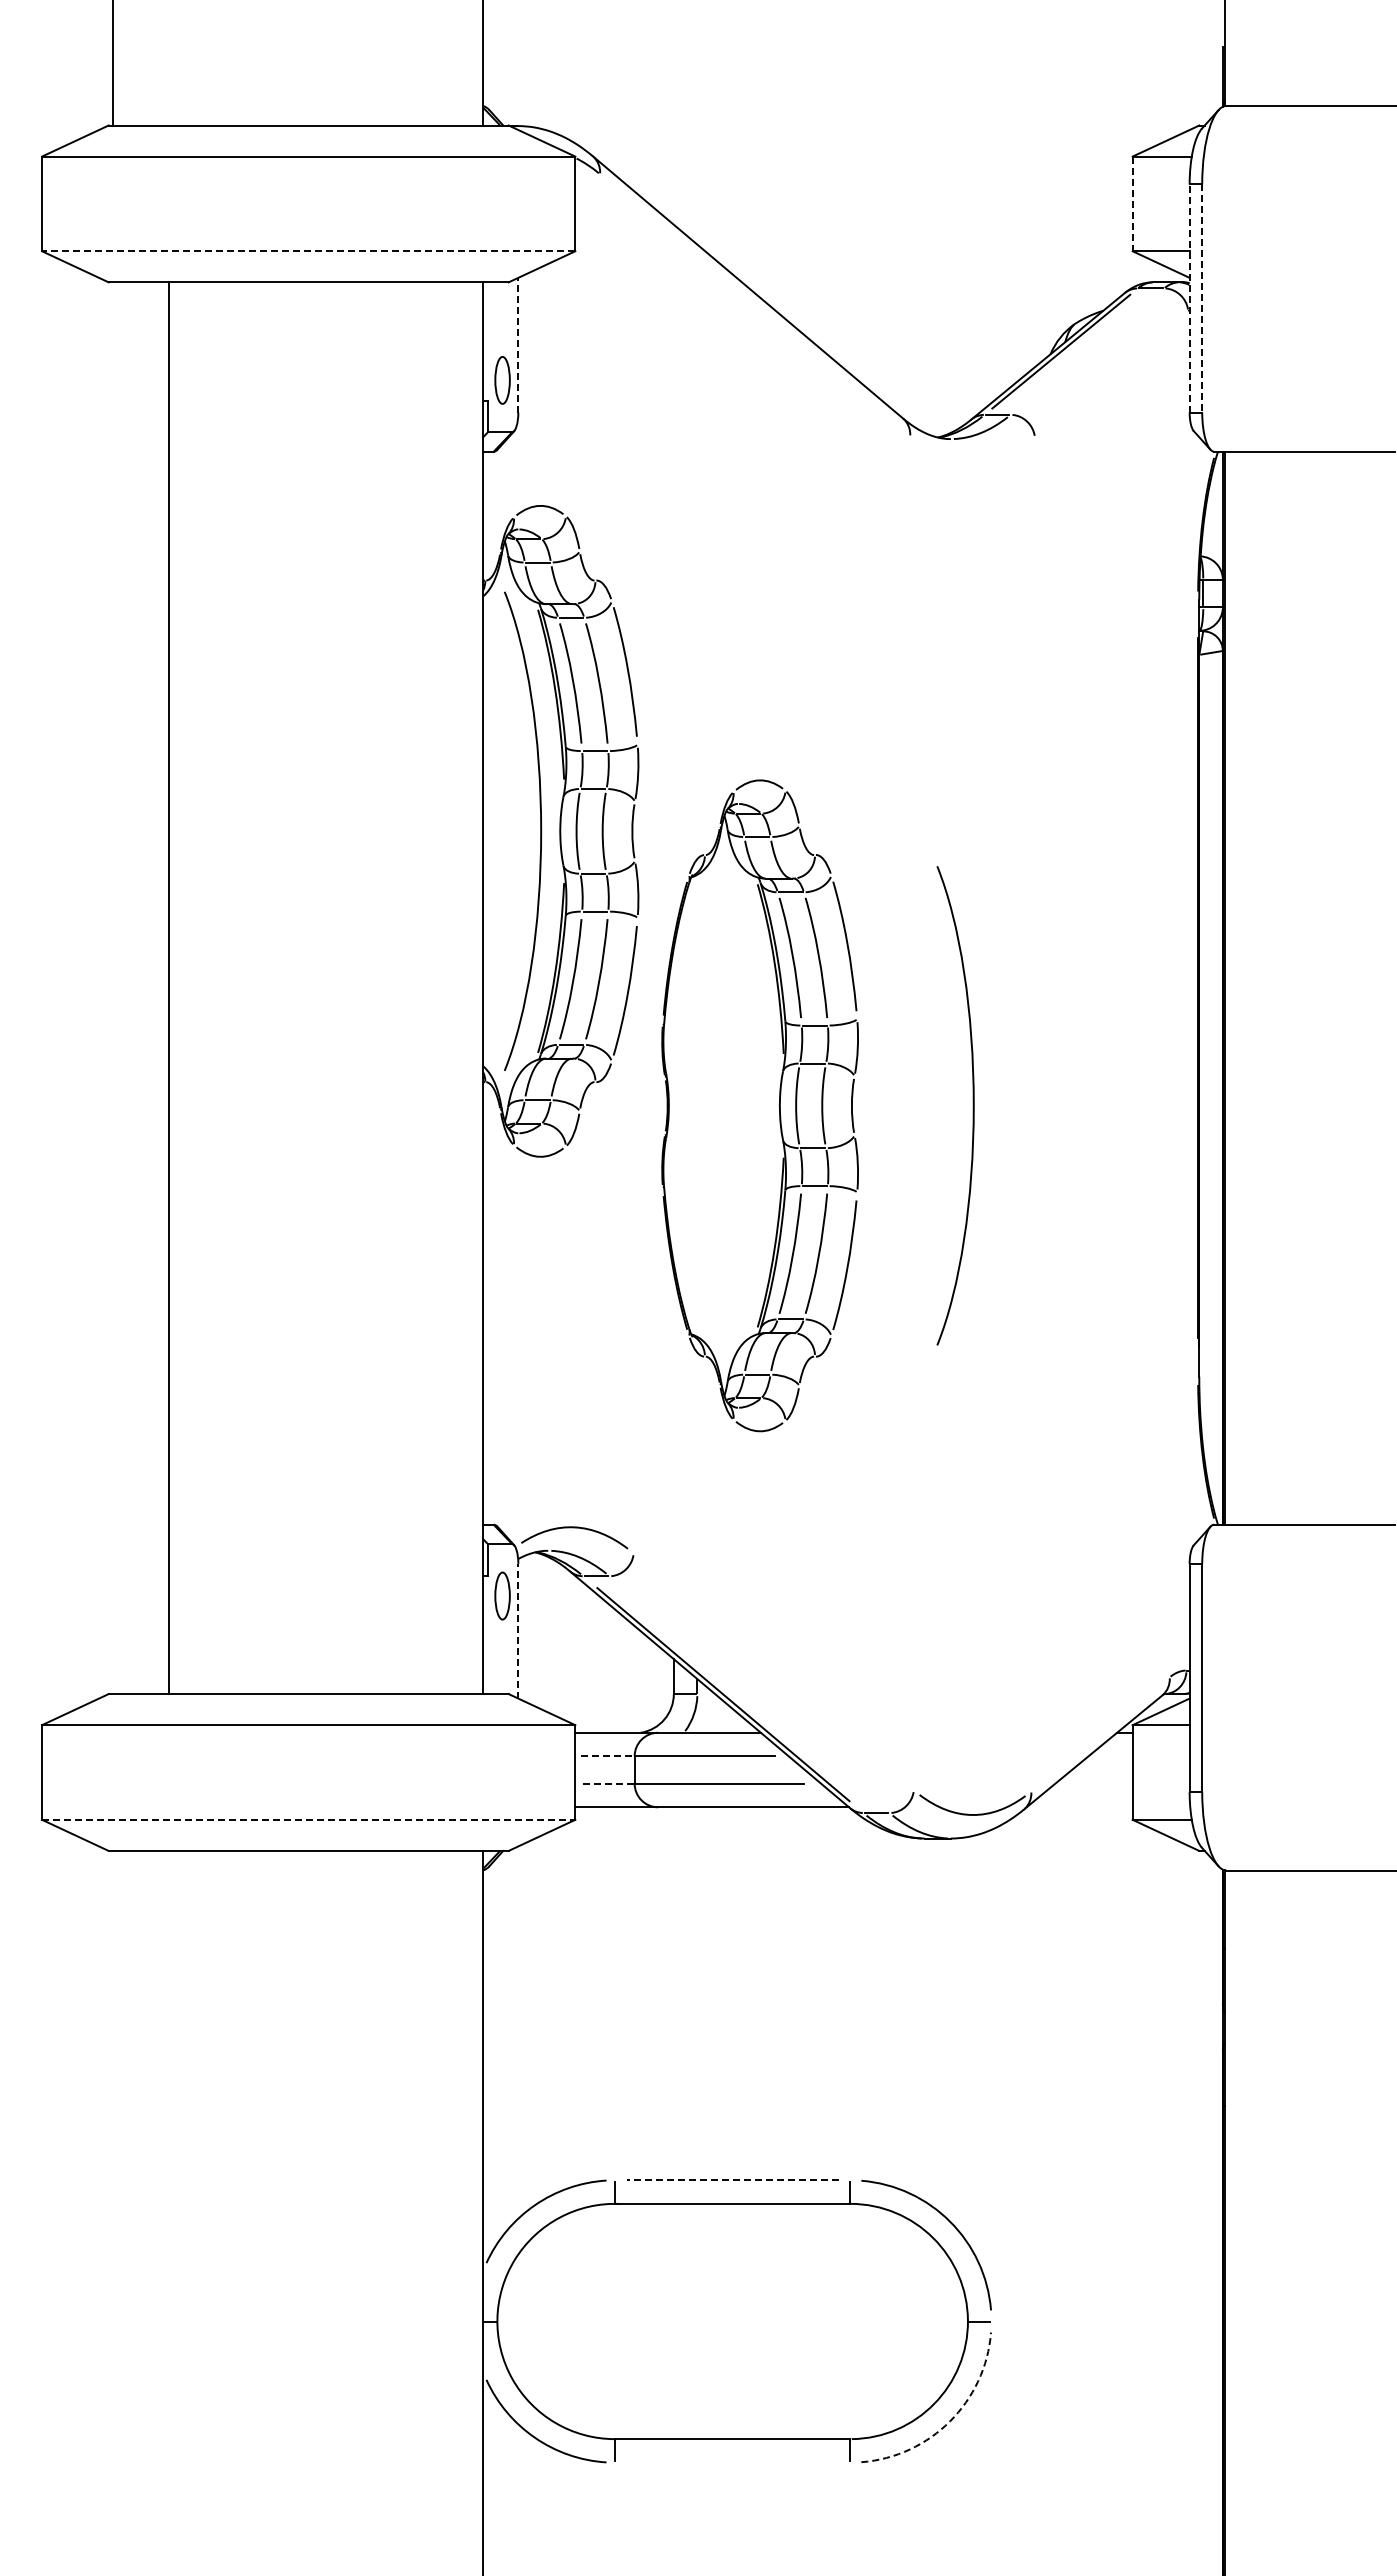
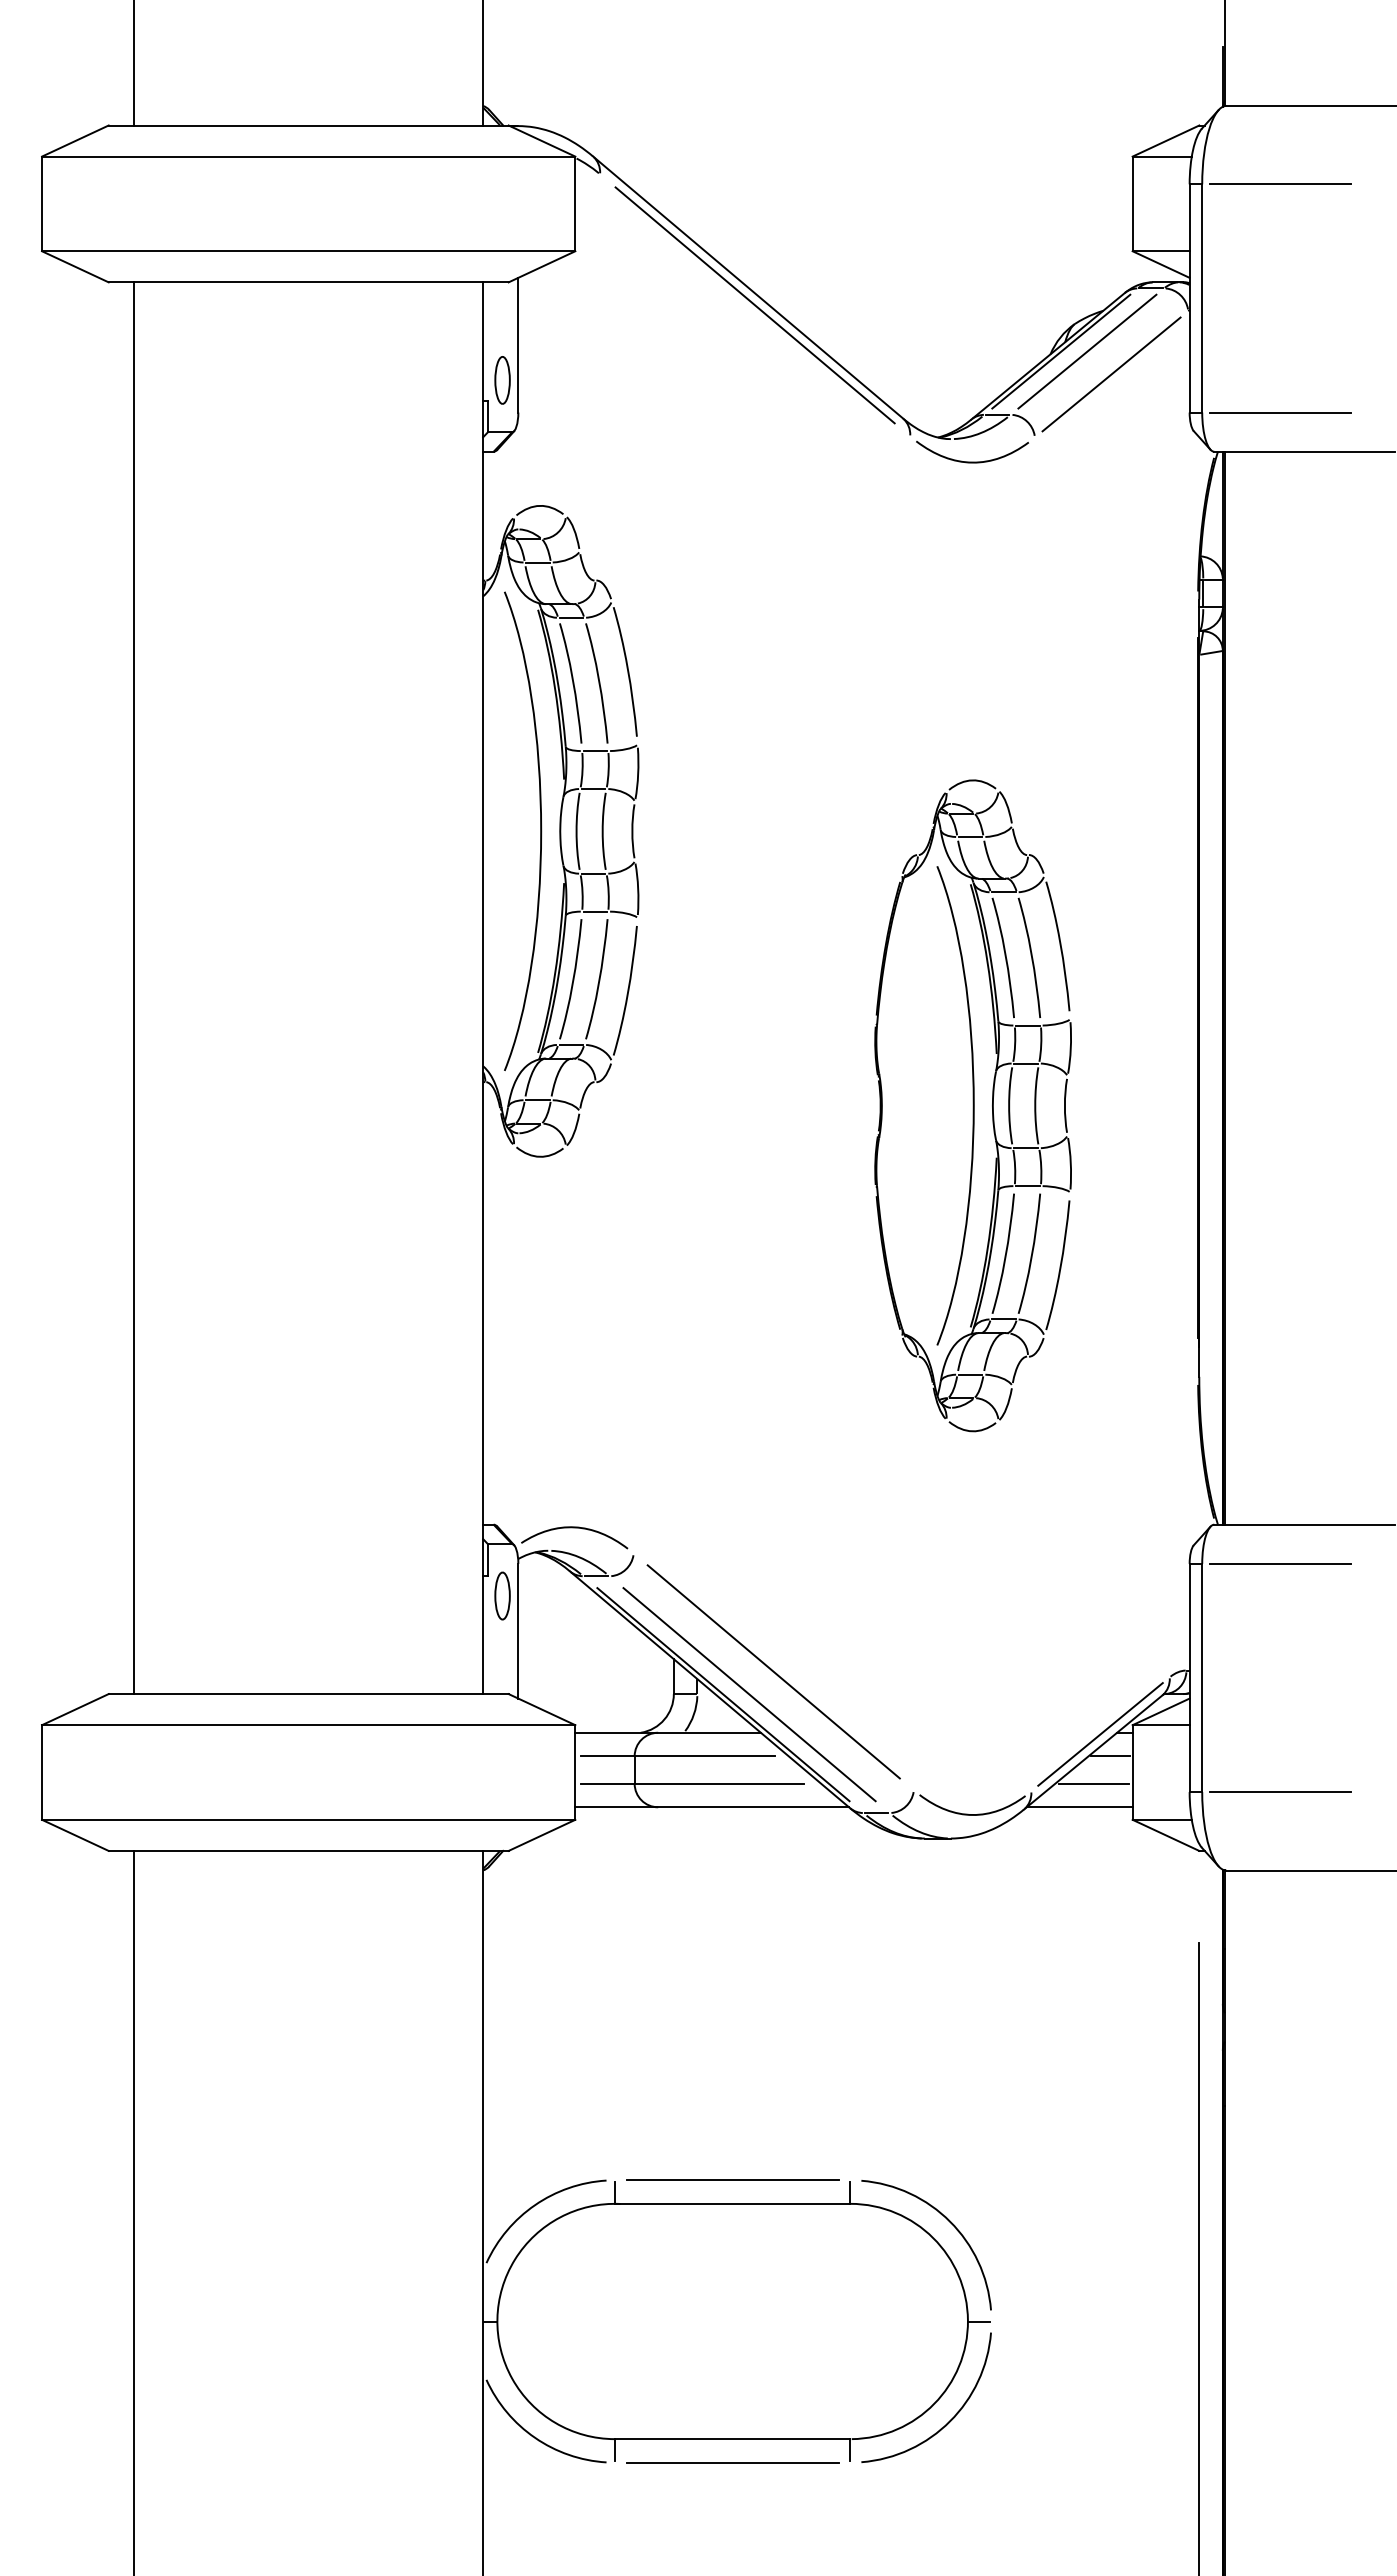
line position: (113, 63) -> (134, 63) (134, 63)
line: none -> present (1280, 184)
line: dashed -> solid (1132, 204)
line: dashed -> solid (308, 251)
line: dashed -> solid (1189, 297)
line: dashed -> solid (1202, 298)
line: none -> present (754, 305)
line: dashed -> solid (518, 344)
line: none -> present (1087, 351)
line: none -> present (1111, 374)
line: none -> present (1280, 412)
curve: none -> present (972, 461)
line position: (169, 988) -> (134, 988) (134, 988)
part position: (759, 1105) -> (972, 1105) (972, 1105)
line: none -> present (1280, 1563)
line: dashed -> solid (518, 1630)
line: none -> present (773, 1671)
line: none -> present (749, 1694)
line: none -> present (1100, 1734)
line: dashed -> solid (607, 1756)
line: none -> present (1110, 1756)
line: dashed -> solid (607, 1783)
line: none -> present (1093, 1783)
line: none -> present (1280, 1792)
line: none -> present (1079, 1807)
line: dashed -> solid (308, 1819)
line: dashed -> solid (732, 2180)
line: none -> present (134, 2211)
line: none -> present (1199, 2257)
arc: dashed -> solid (950, 2421)
line: none -> present (732, 2462)
